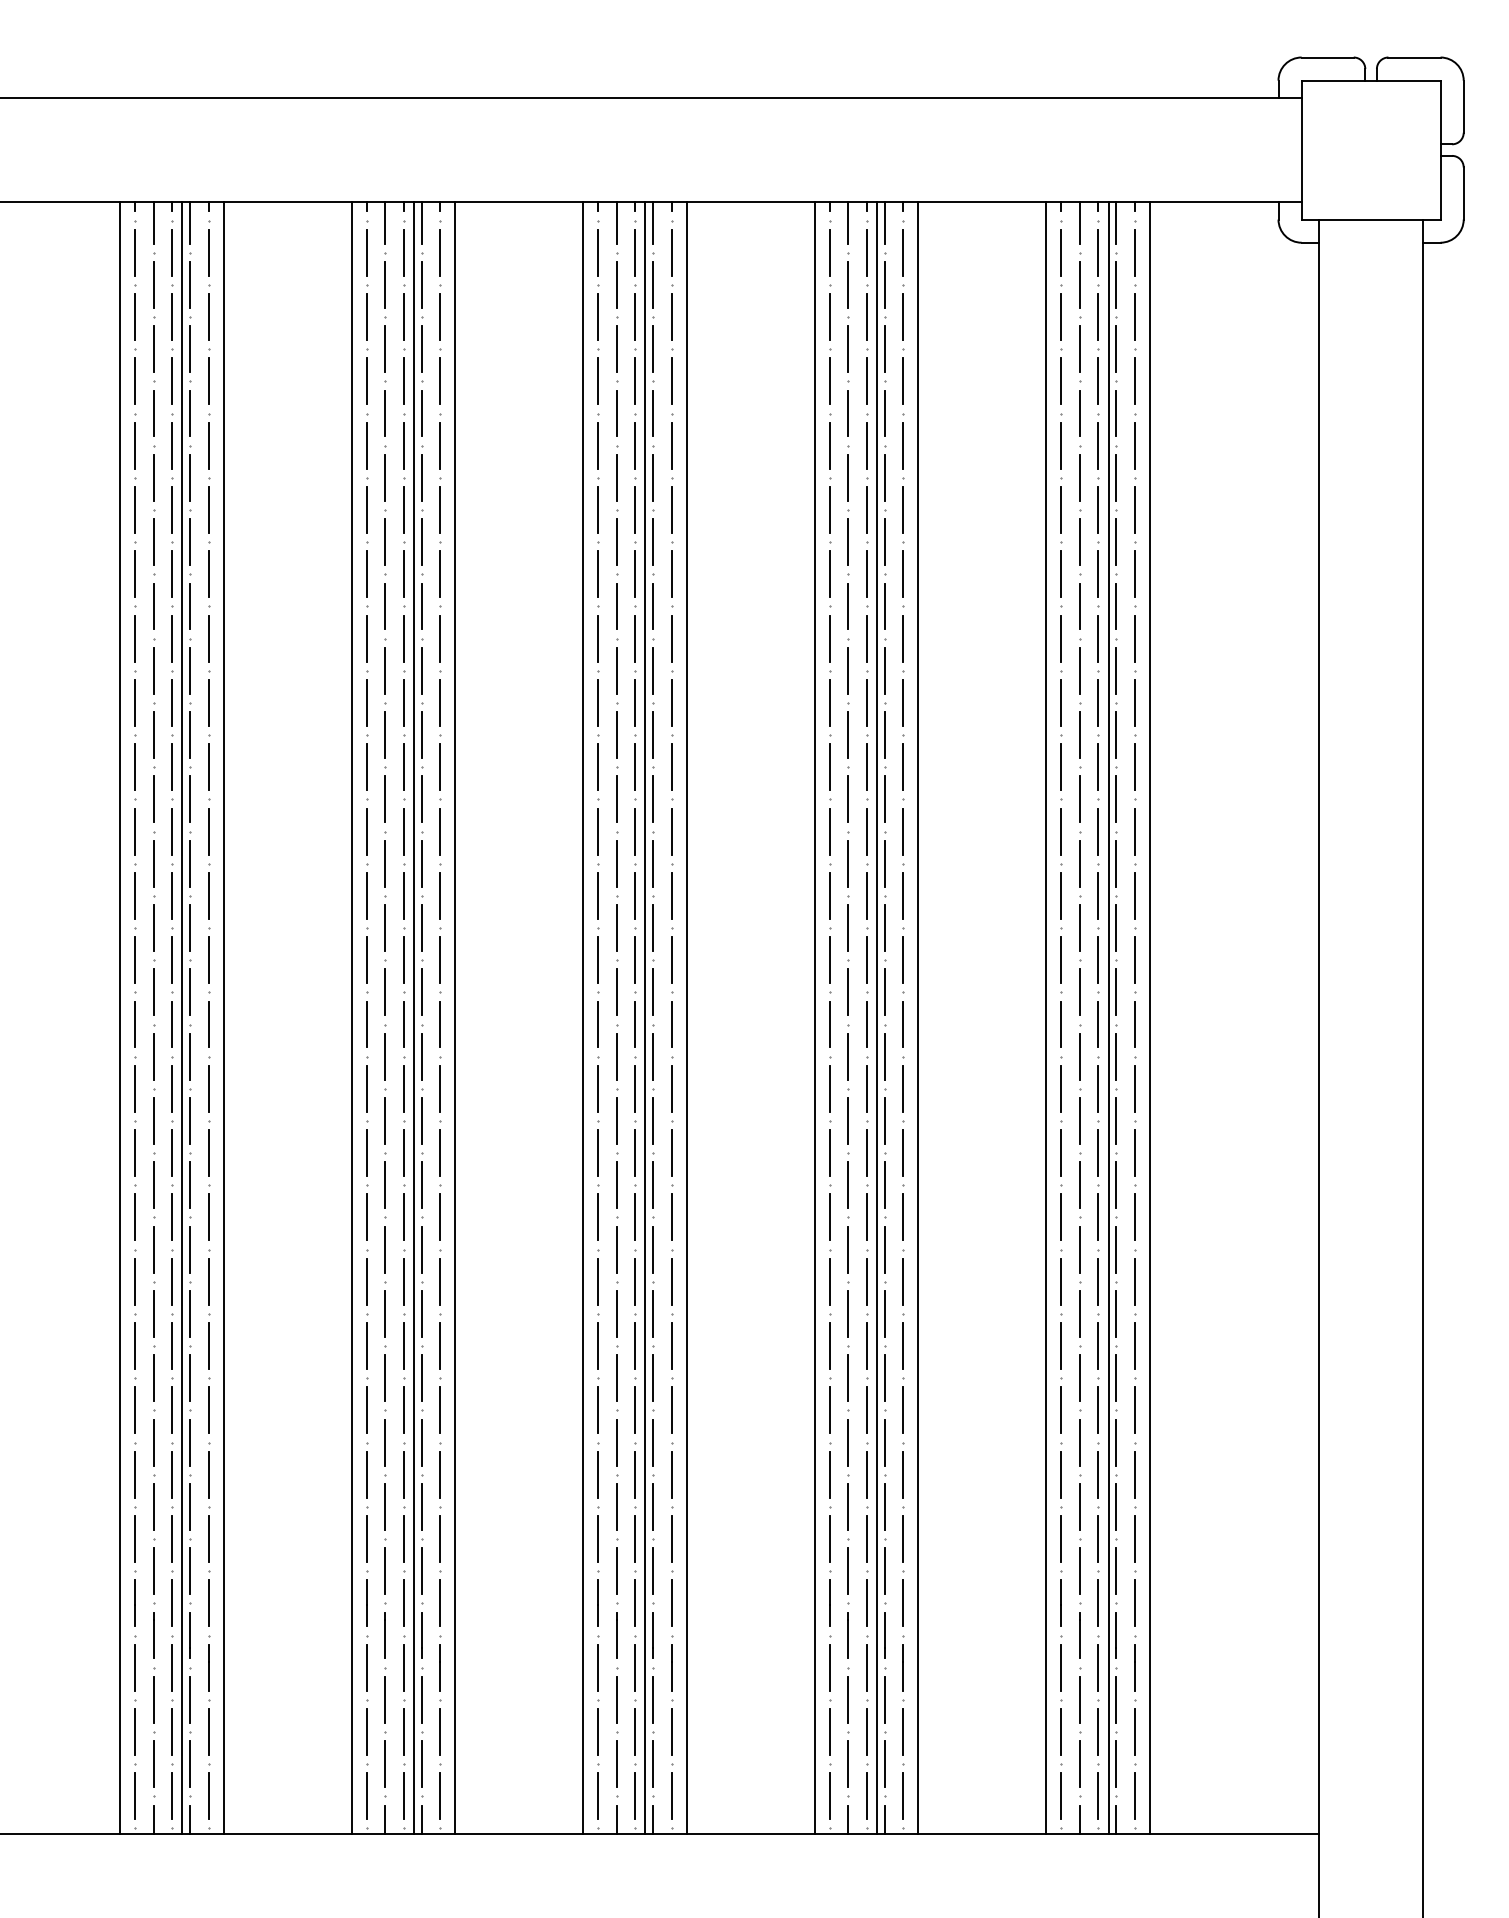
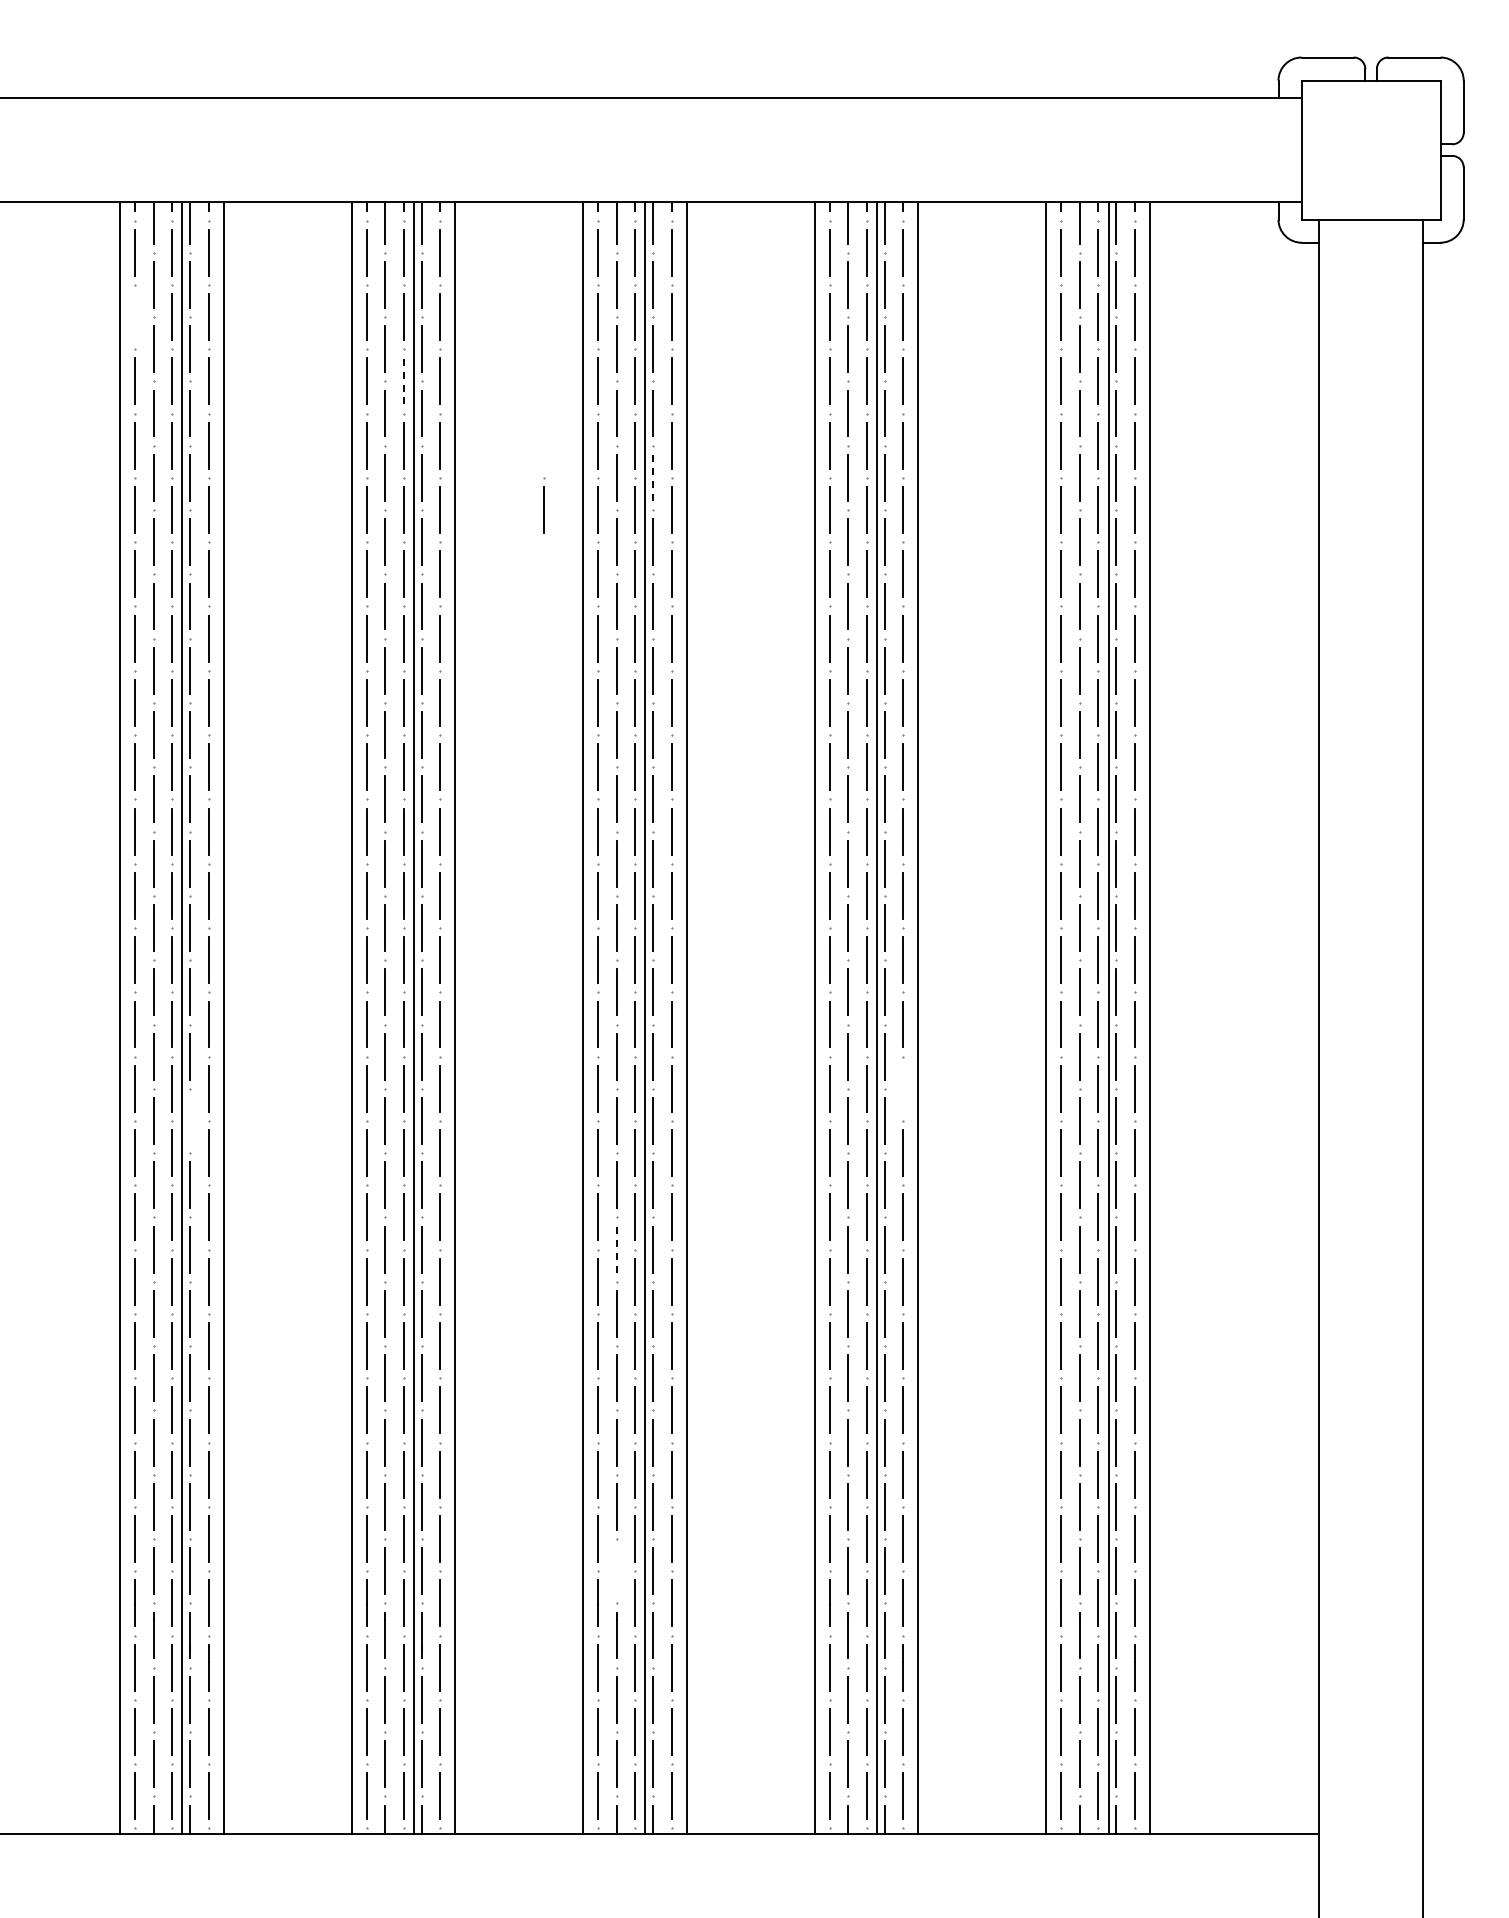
line: present -> none (135, 317)
line: solid -> dashed (403, 381)
line: solid -> dashed (653, 477)
part: none -> present (544, 505)
line: present -> none (903, 1088)
line: present -> none (190, 1120)
line: solid -> dashed (616, 1249)
line: present -> none (616, 1571)
